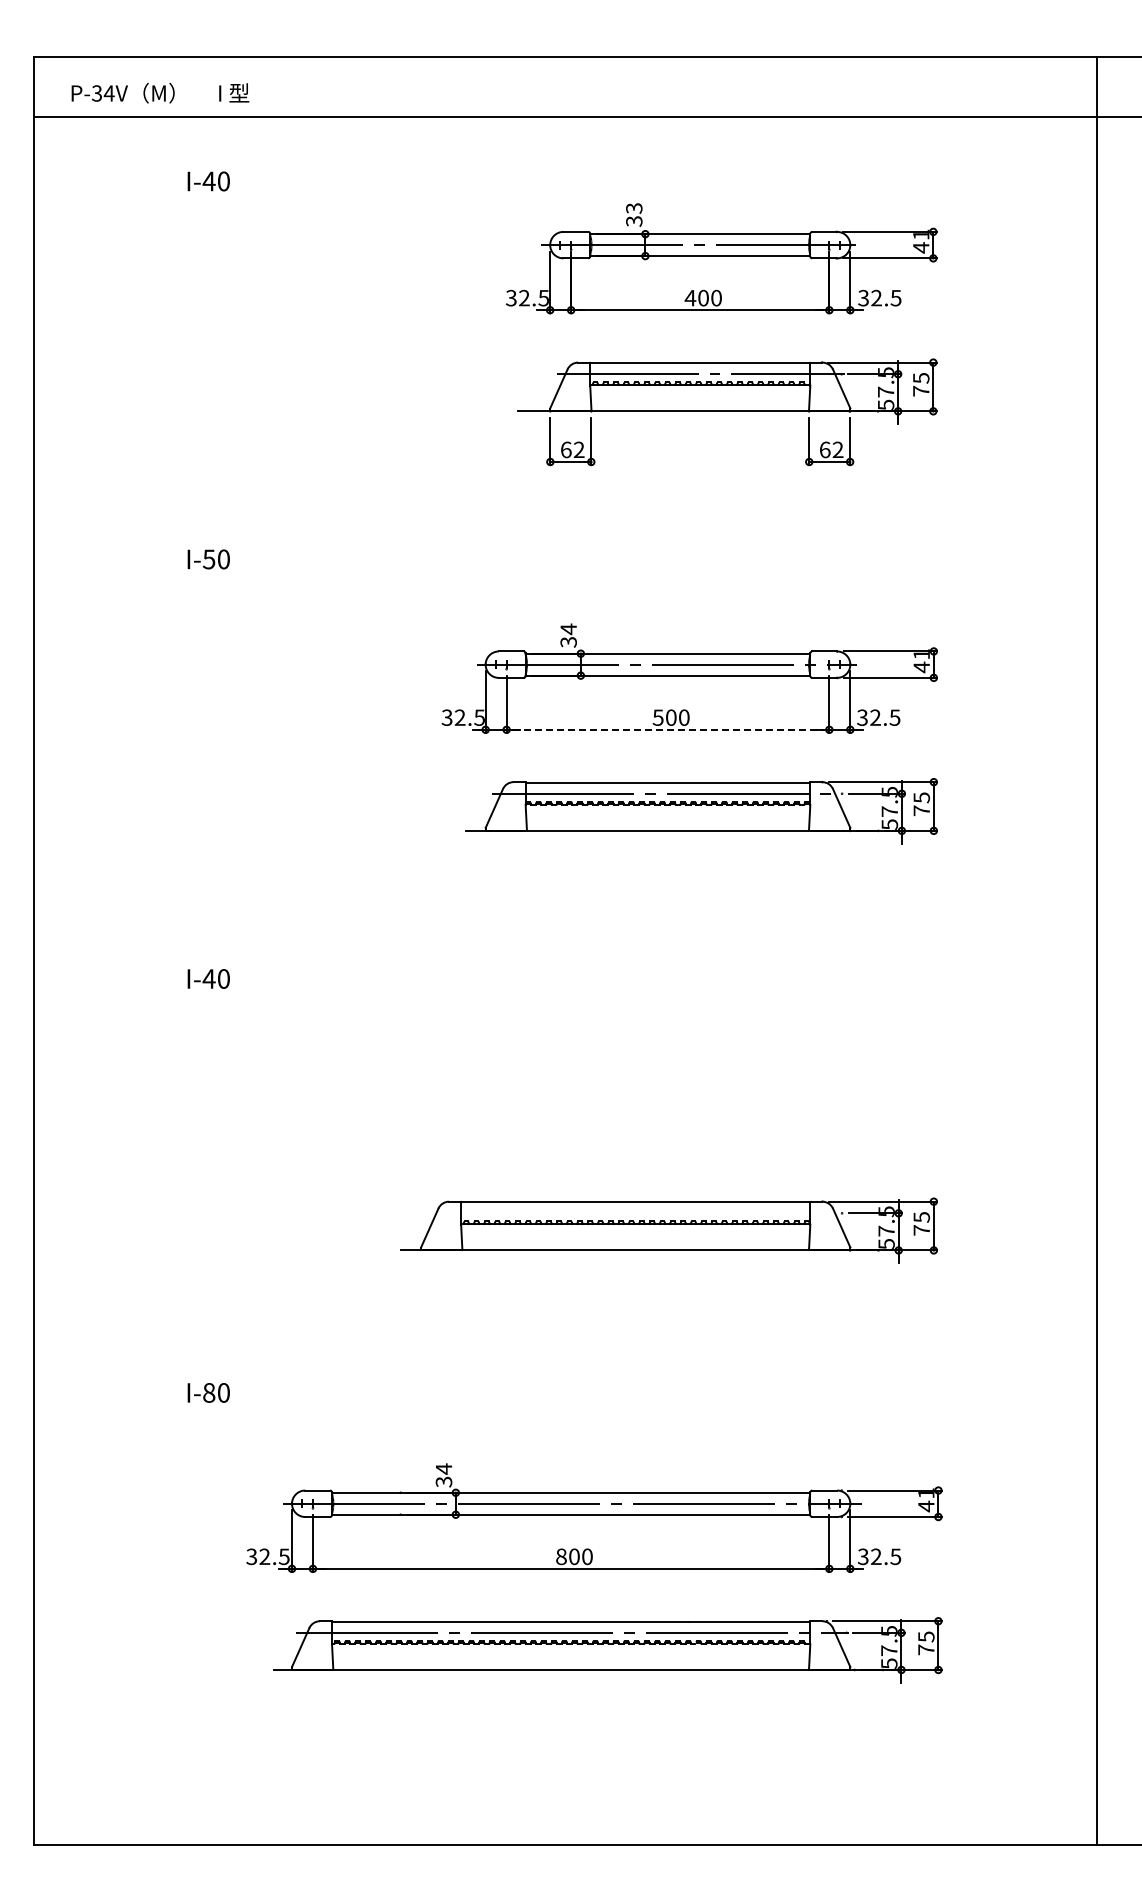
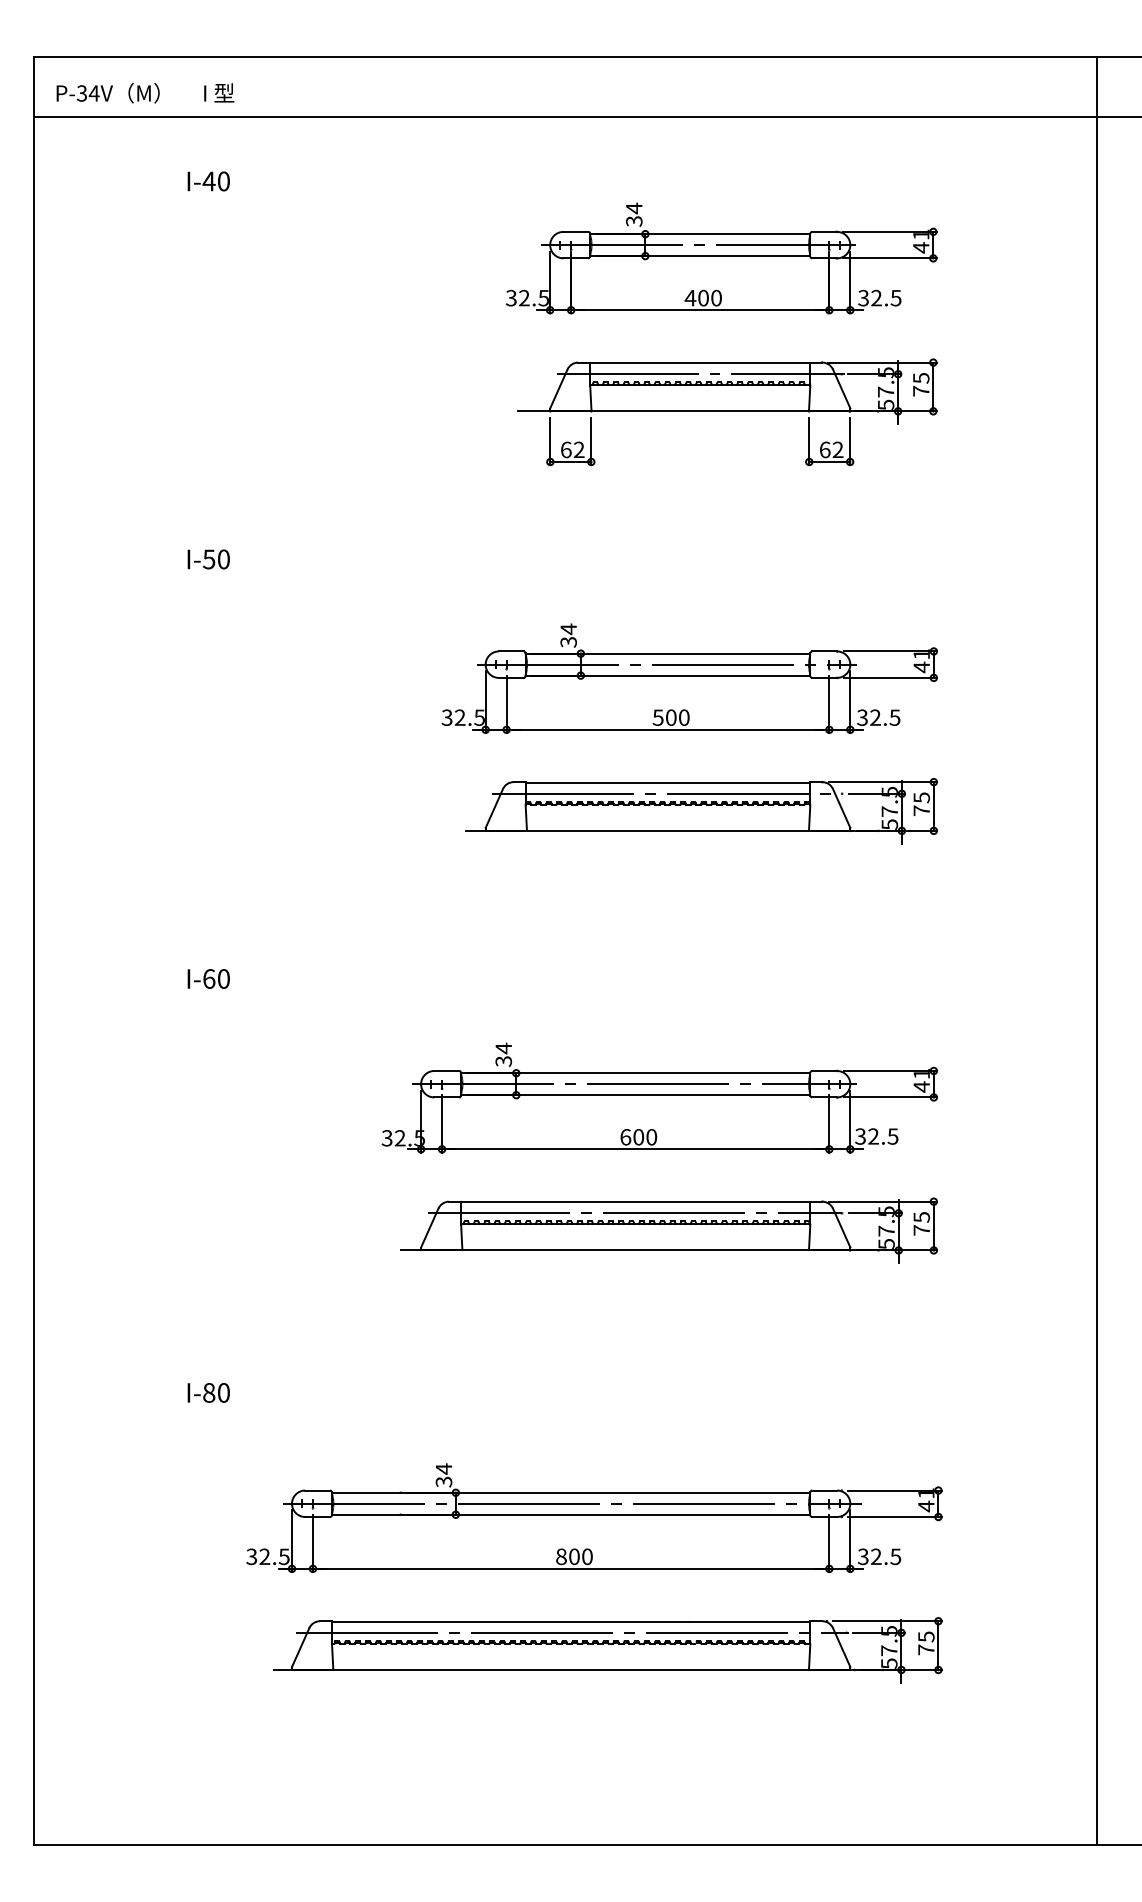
text position: (160, 93) -> (145, 93) (145, 93)
text: 33 -> 34 (634, 208)
line: dashed -> solid (667, 729)
text: I-40 -> I-60 (208, 978)
part: none -> present (659, 1097)
line: none -> present (634, 1213)
